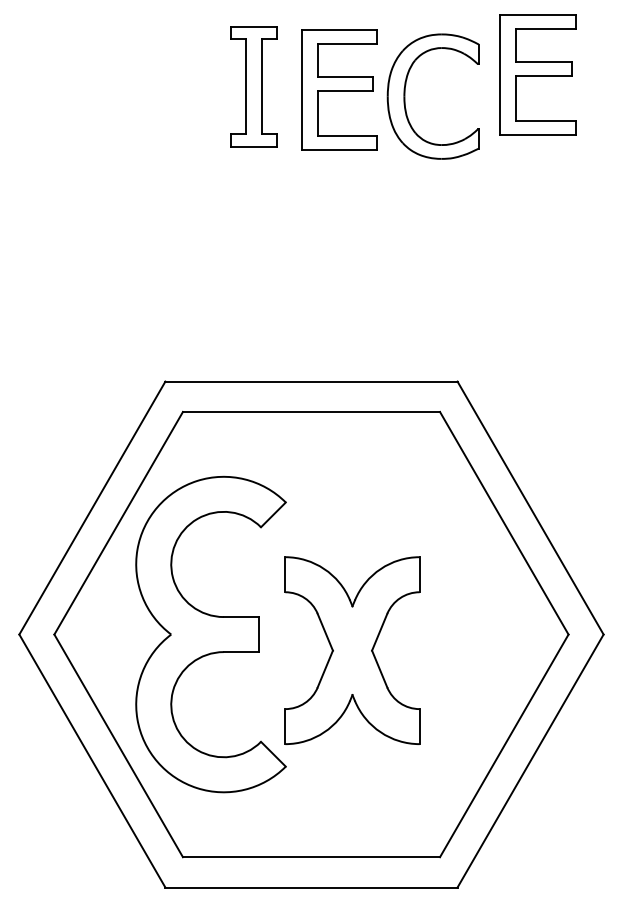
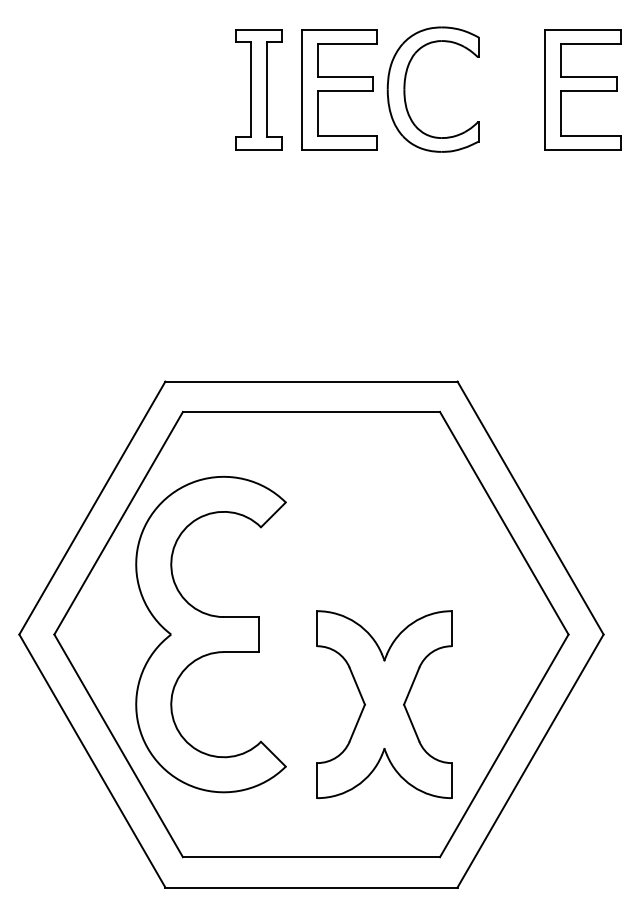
part position: (537, 74) -> (582, 89) (582, 89)
part position: (253, 86) -> (258, 89) (258, 89)
part position: (405, 96) -> (405, 89) (405, 89)
part position: (352, 650) -> (384, 704) (384, 704)
